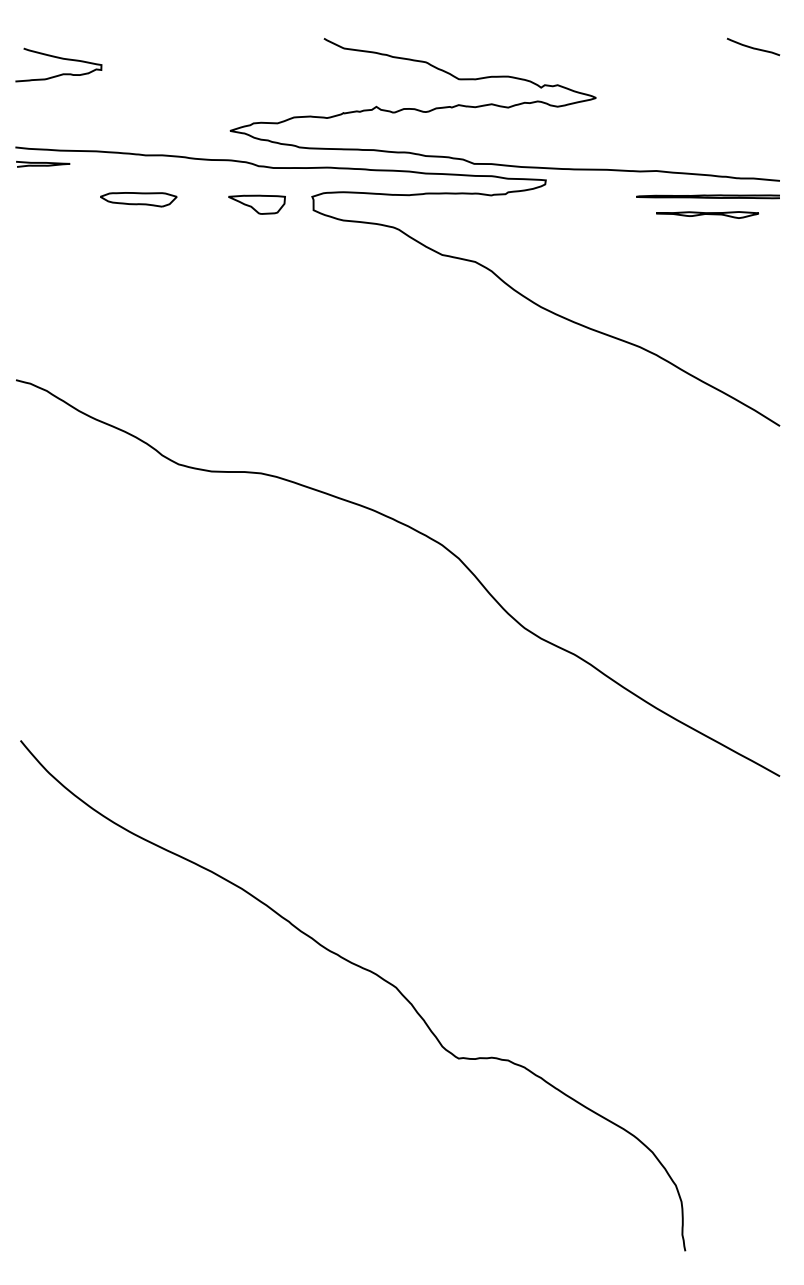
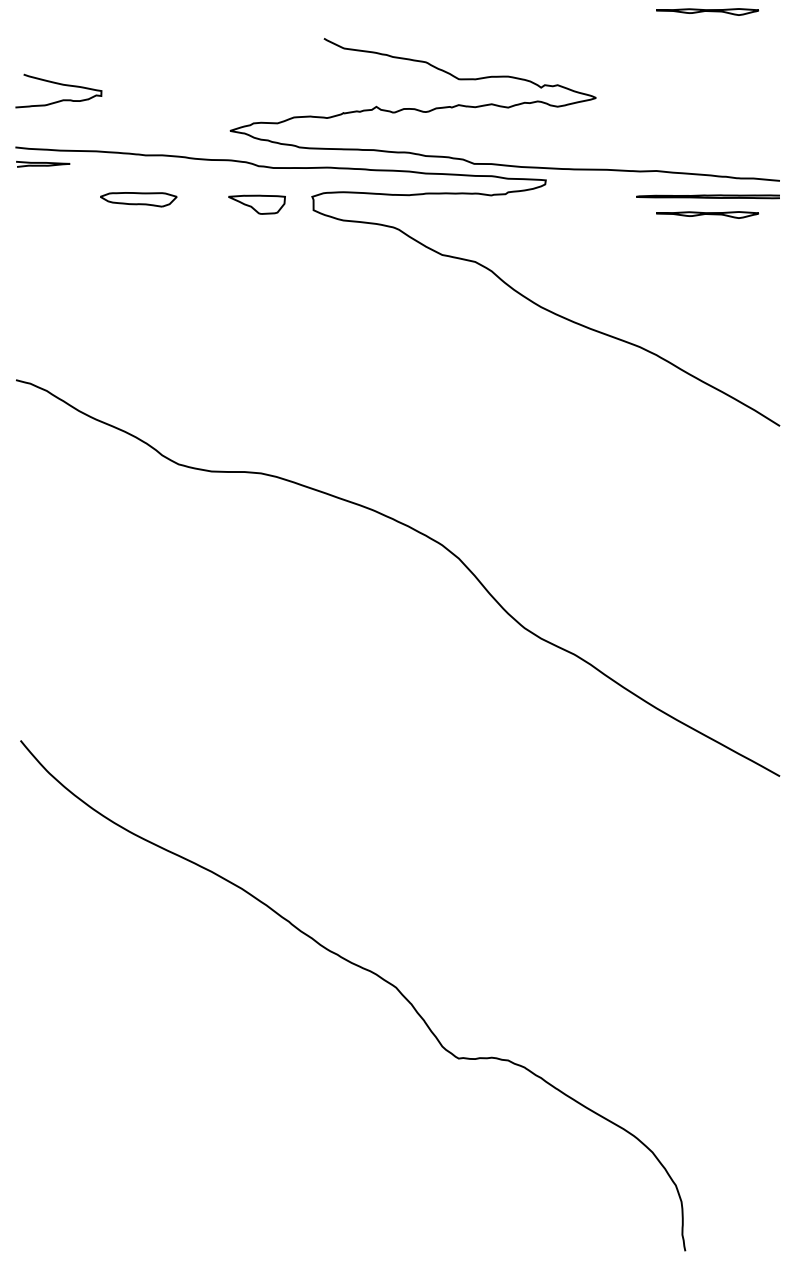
part: none -> present (707, 11)
curve: present -> none (753, 47)
curve position: (61, 59) -> (61, 85) (61, 85)
